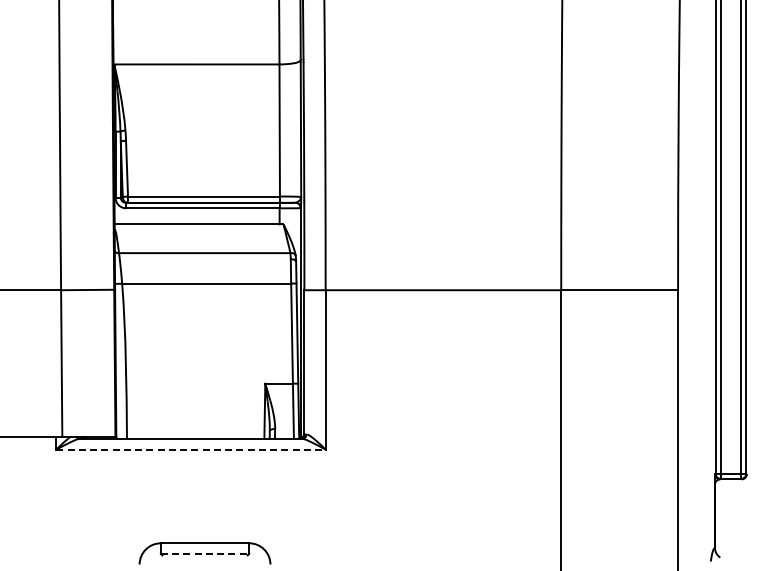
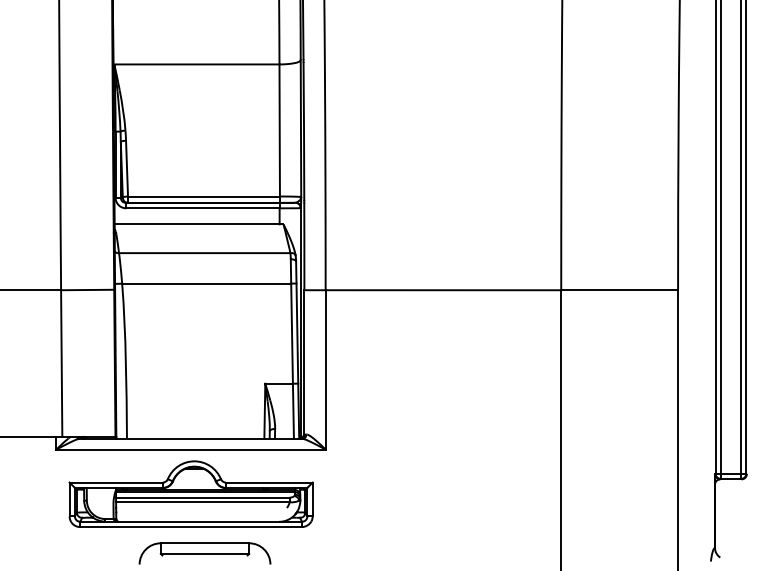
line: dashed -> solid (191, 449)
part: none -> present (190, 493)
line: dashed -> solid (205, 553)
